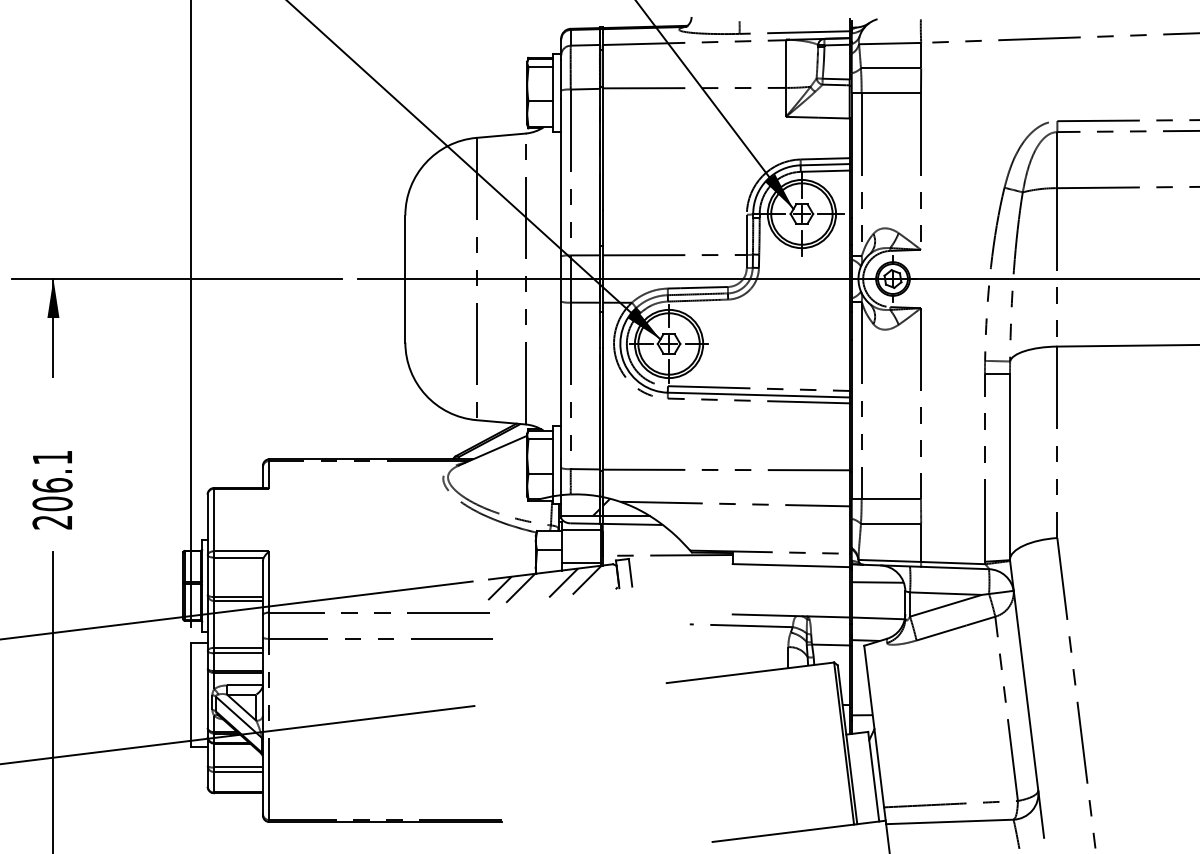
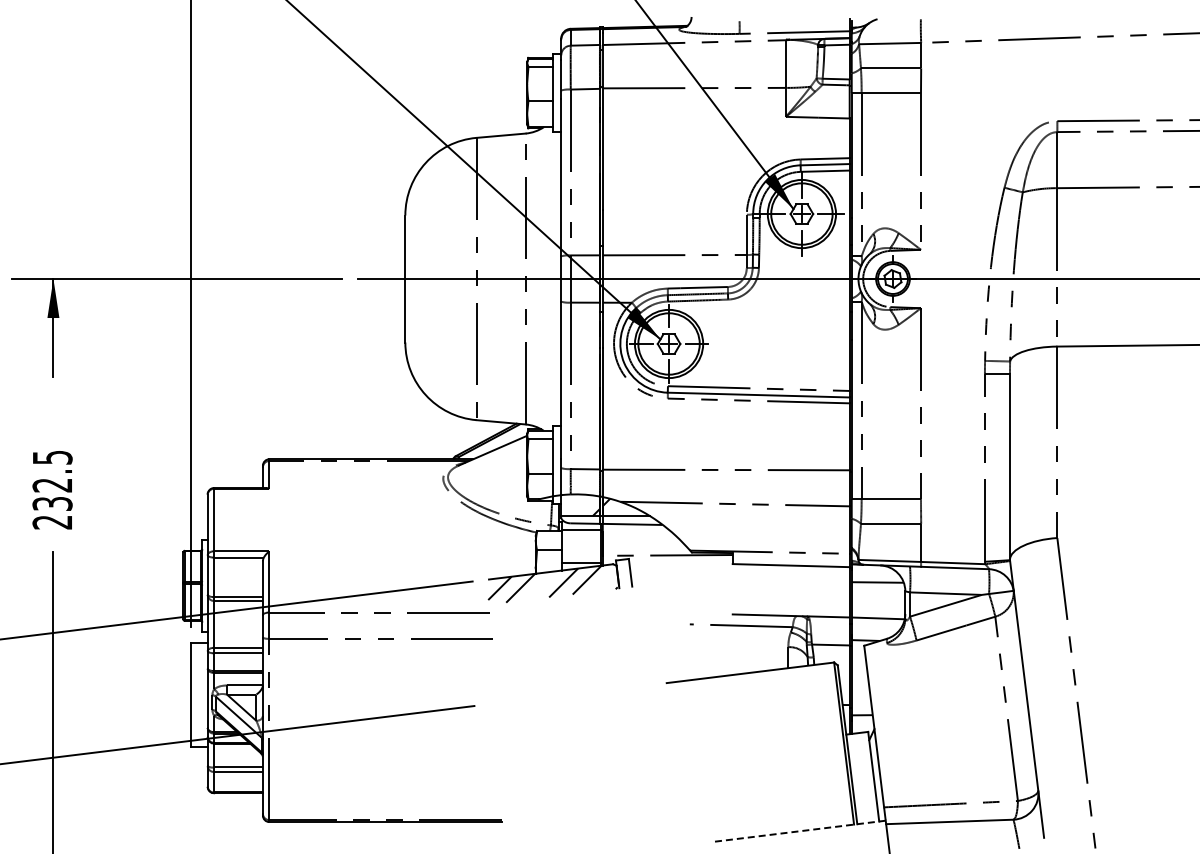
text: 206.1 -> 232.5 (52, 481)
line: solid -> dashed (798, 831)
